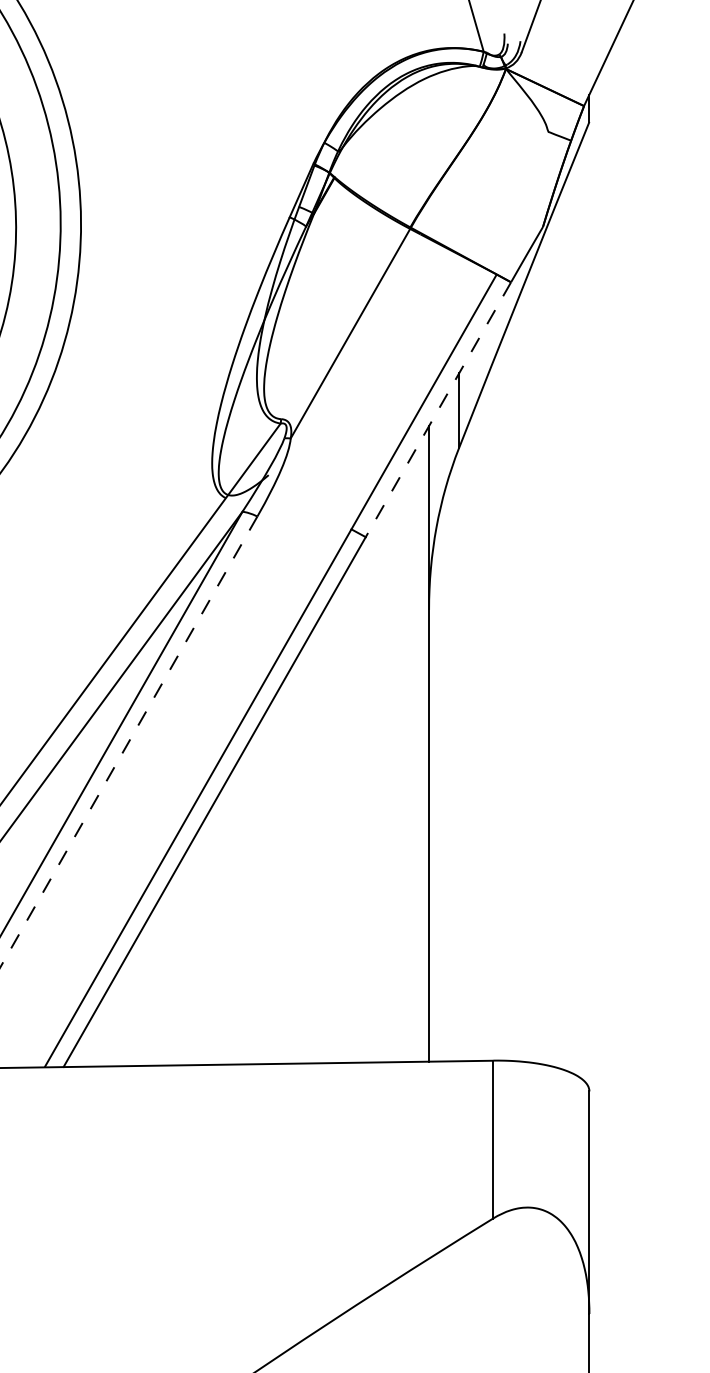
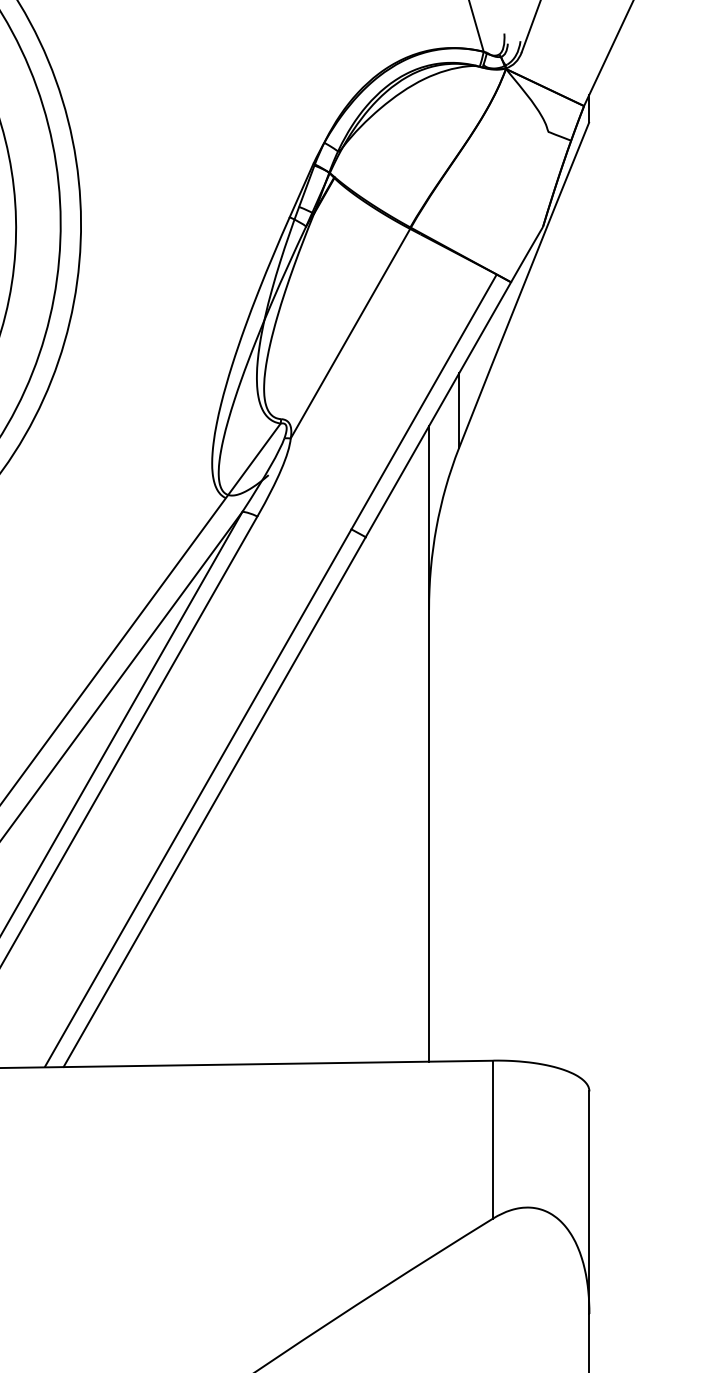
line: dashed -> solid (438, 409)
line: dashed -> solid (128, 742)
